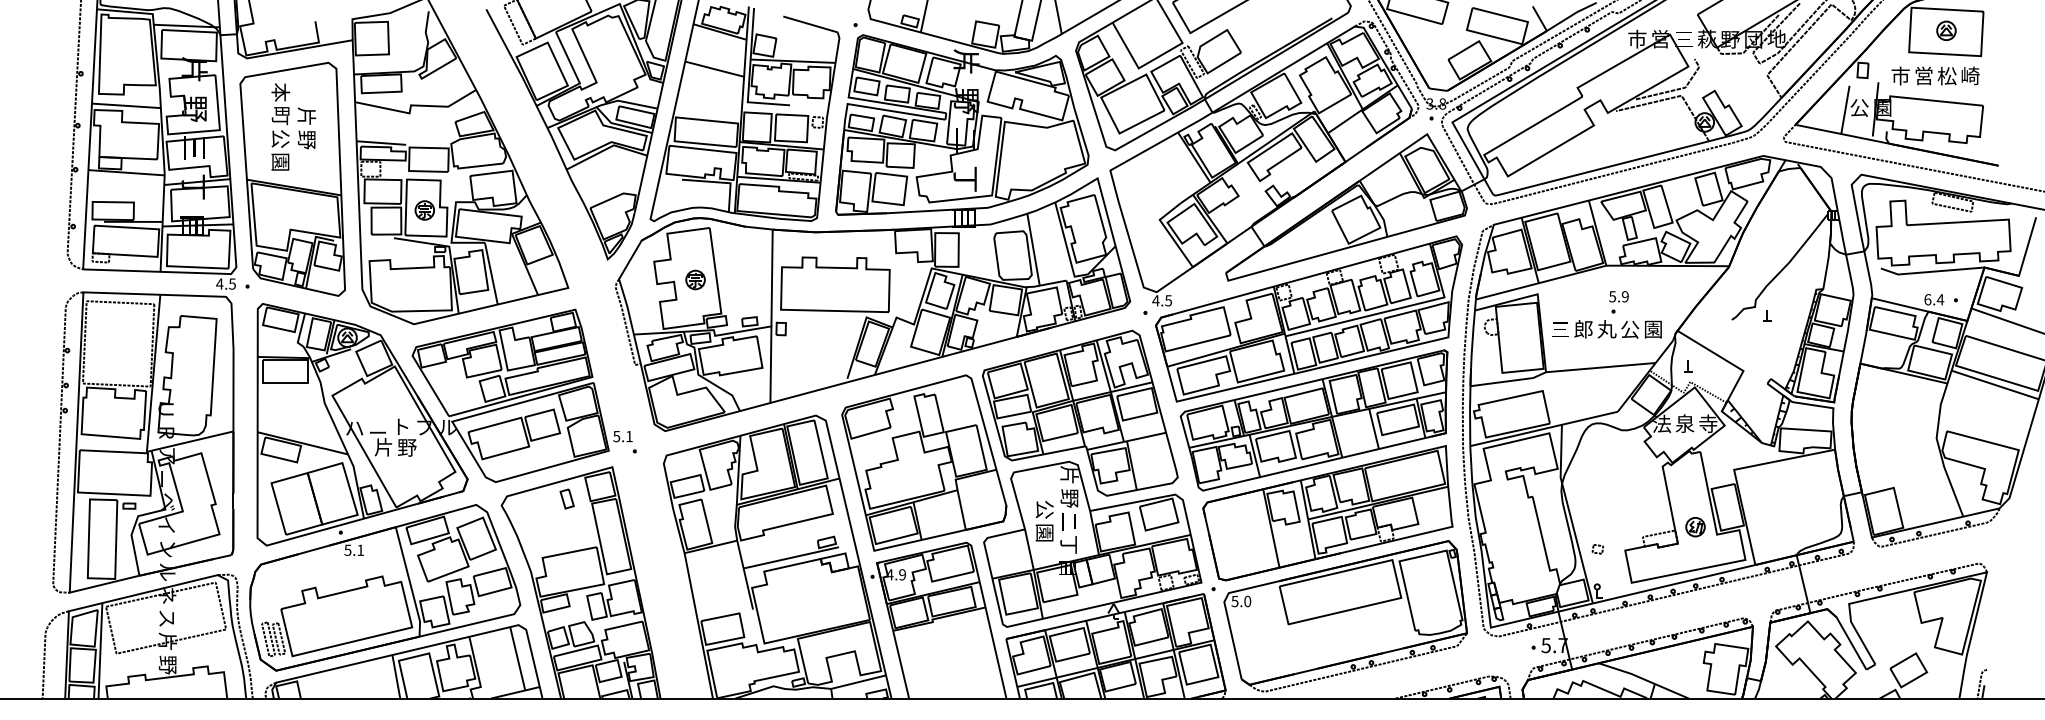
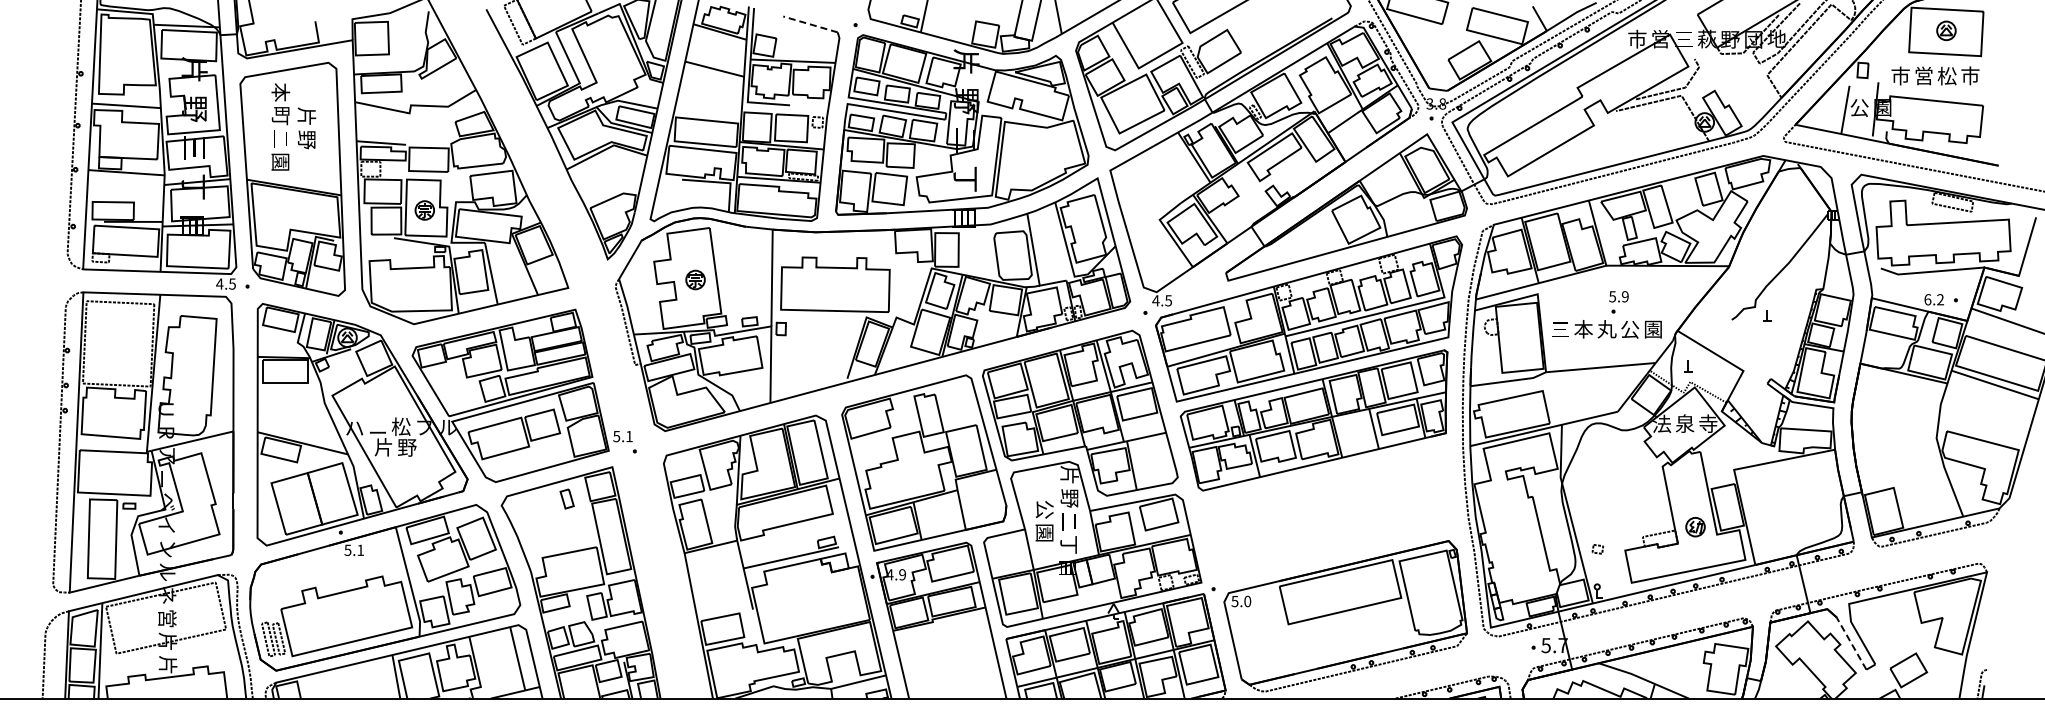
line: solid -> dashed (810, 24)
text: 崎 -> 市 (1970, 75)
text: 公 -> 二 (280, 138)
text: 6.4 -> 6.2 (1940, 299)
text: 郎 -> 本 (1583, 329)
text: ト -> 松 (400, 426)
part: present -> none (1327, 513)
text: ス -> 営 (167, 618)
line: solid -> dashed (1851, 643)
text: 野 -> 片 (167, 664)
